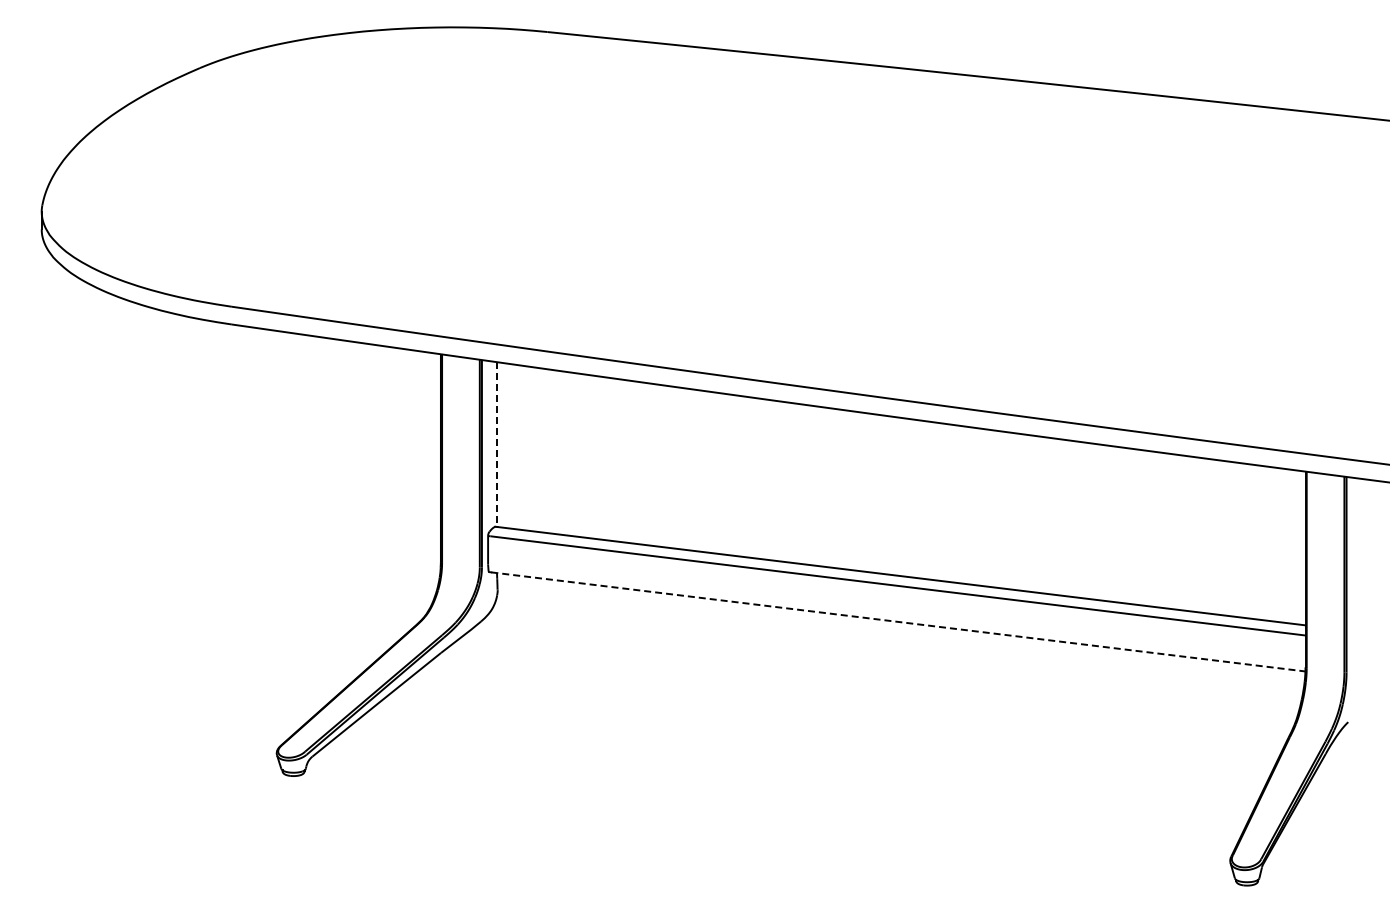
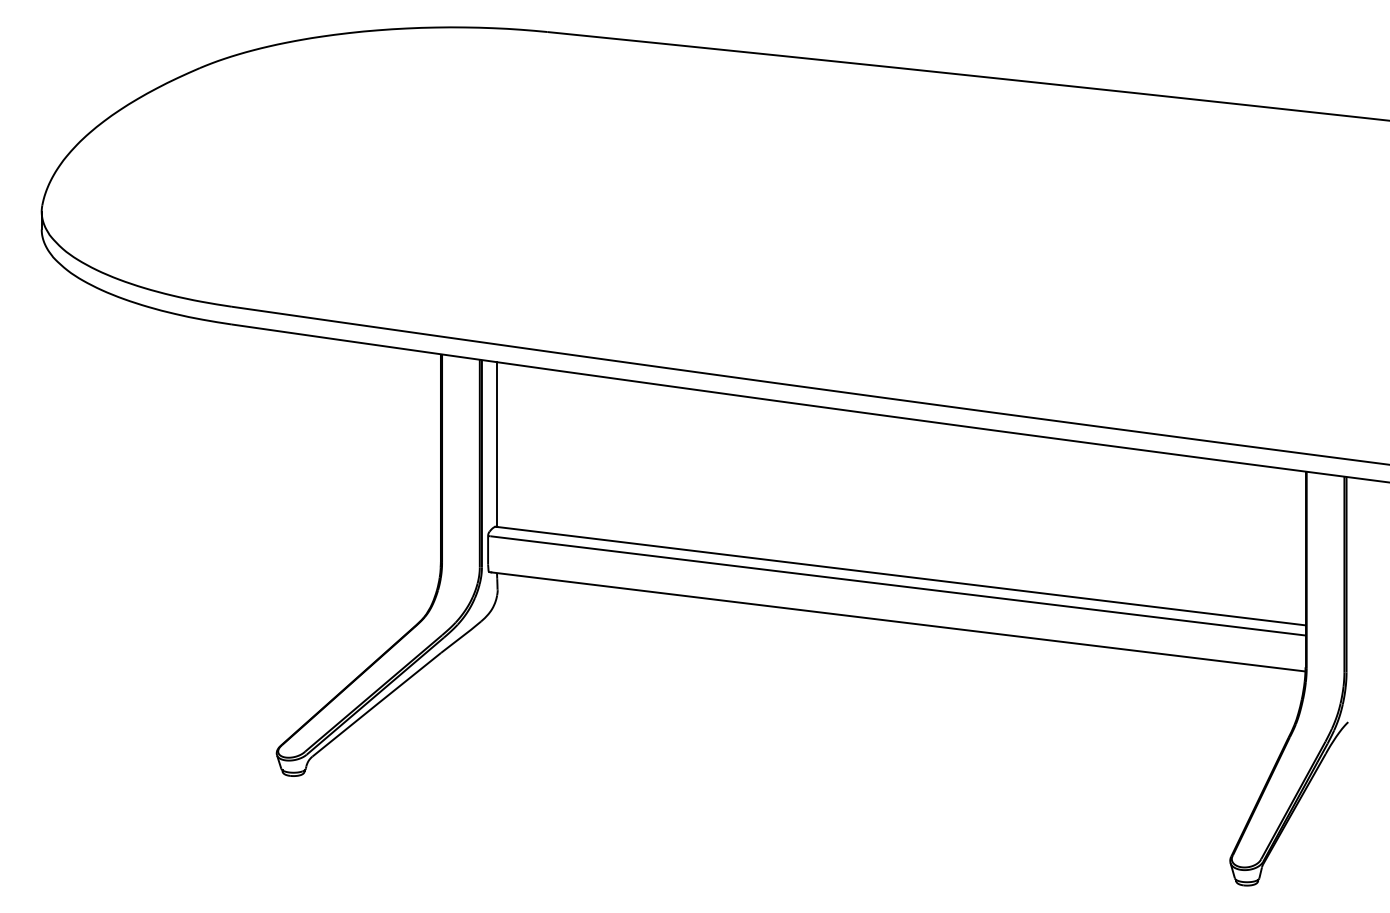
line: dashed -> solid (496, 445)
line: dashed -> solid (898, 621)
